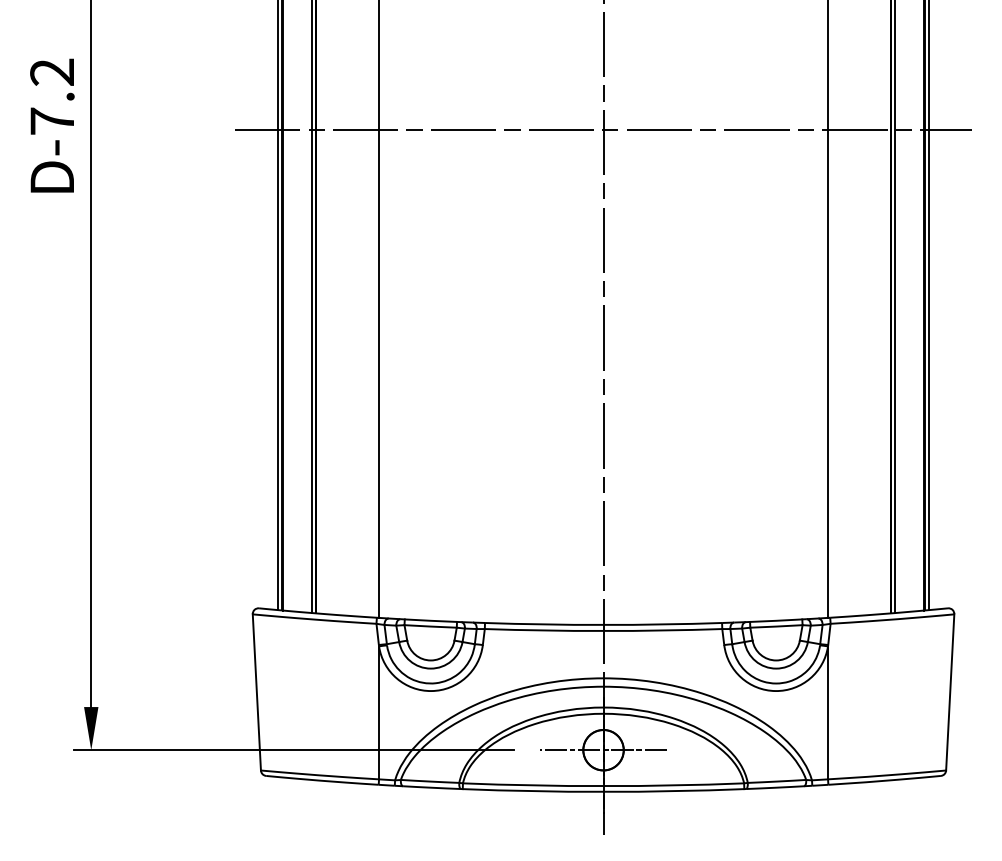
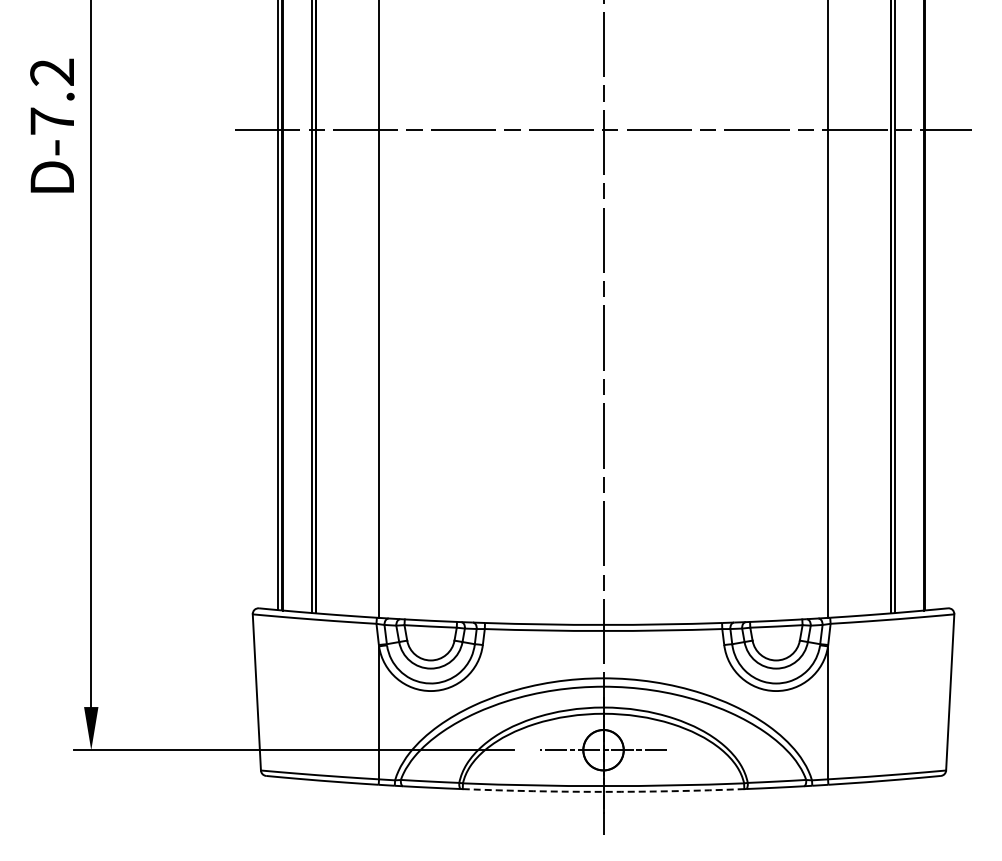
line: present -> none (928, 306)
arc: solid -> dashed (603, 791)
